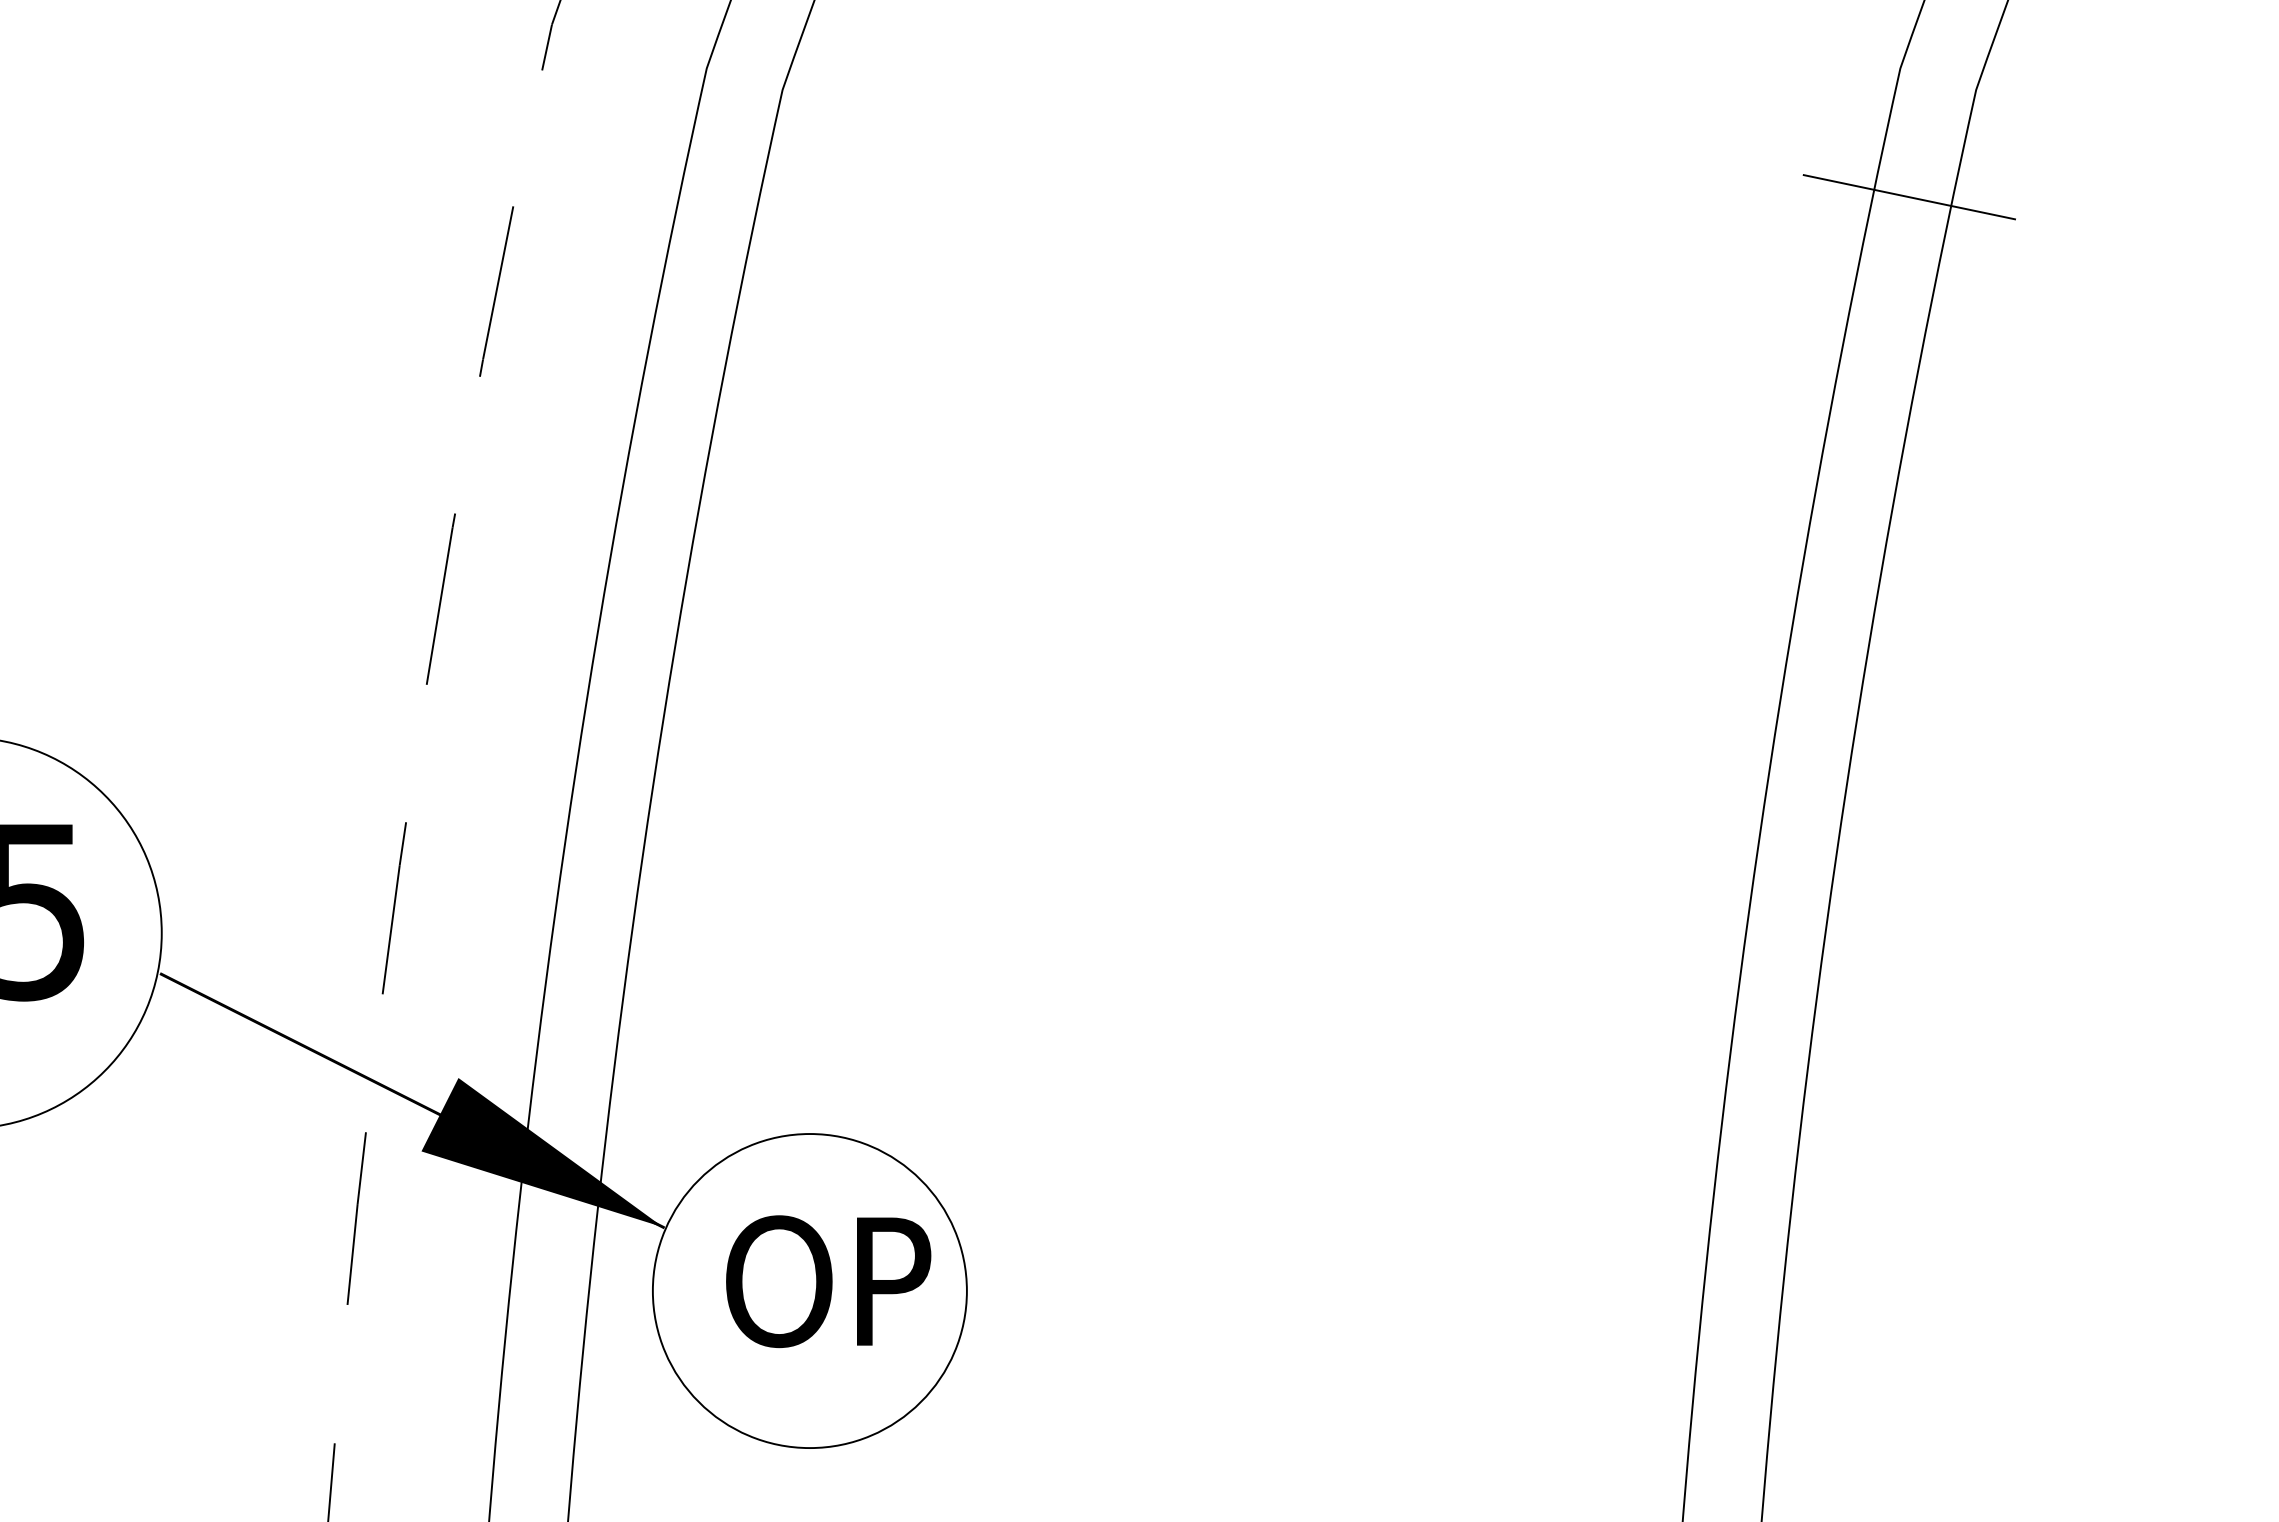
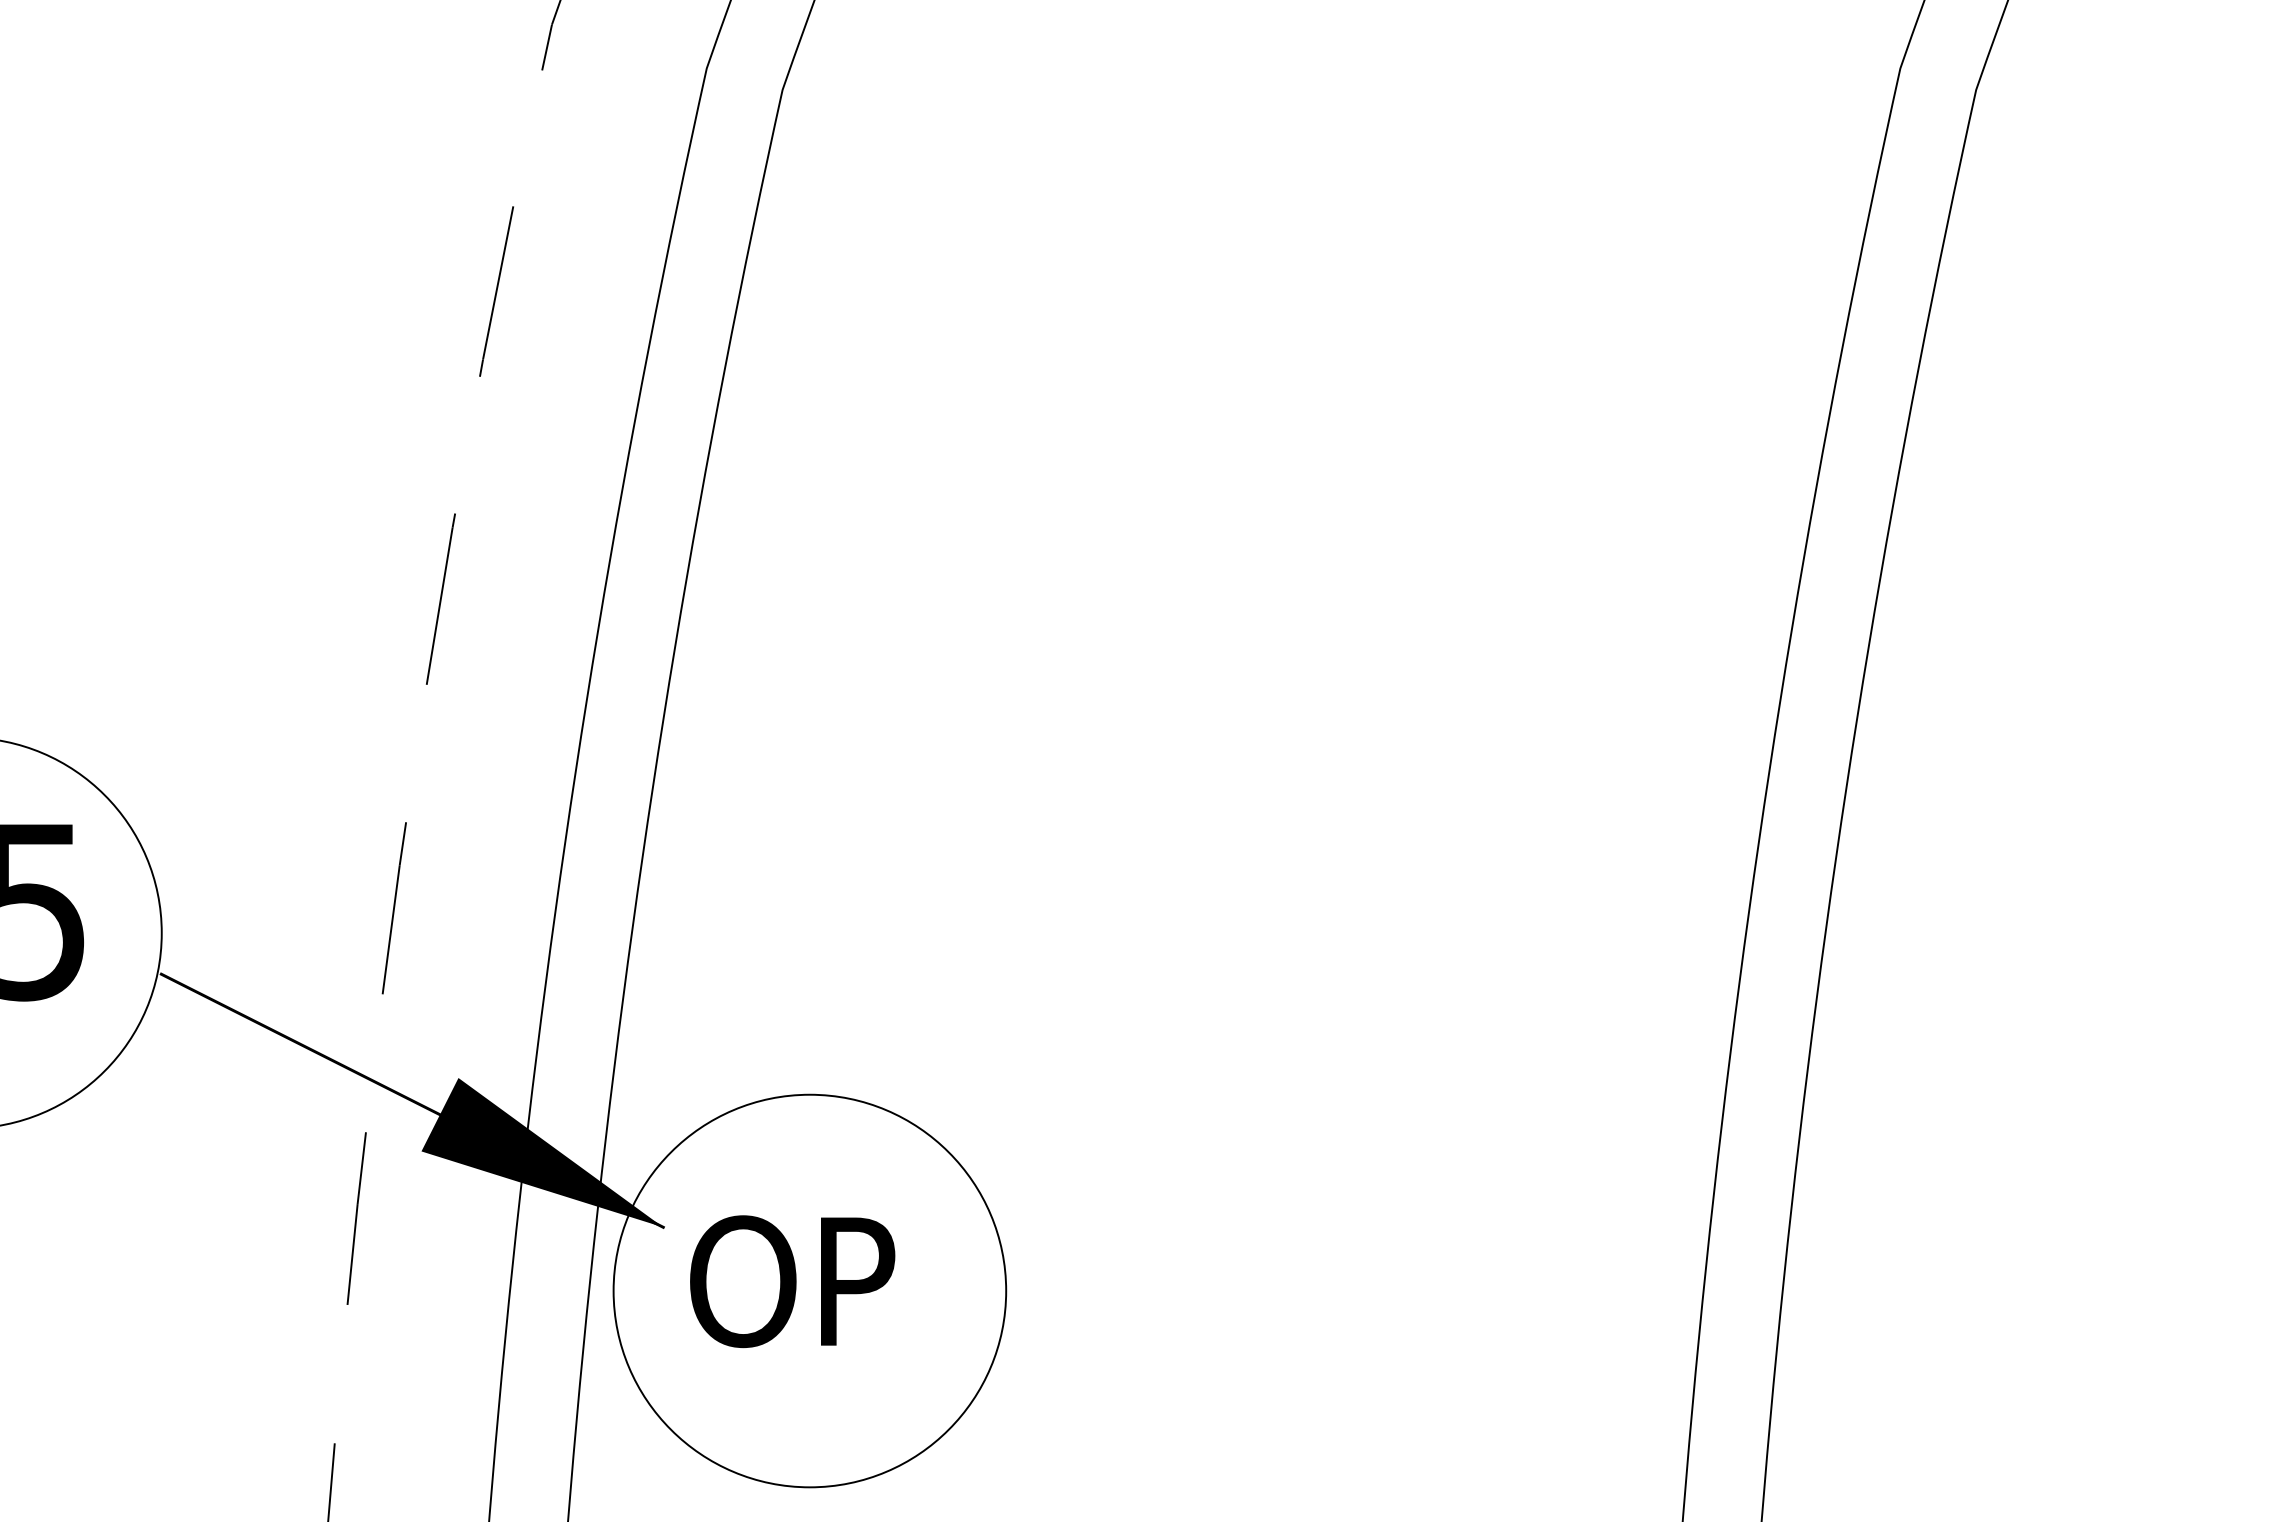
line: present -> none (1909, 197)
text position: (828, 1281) -> (792, 1281) (792, 1281)
circle diameter: 314 px -> 393 px (809, 1290)
